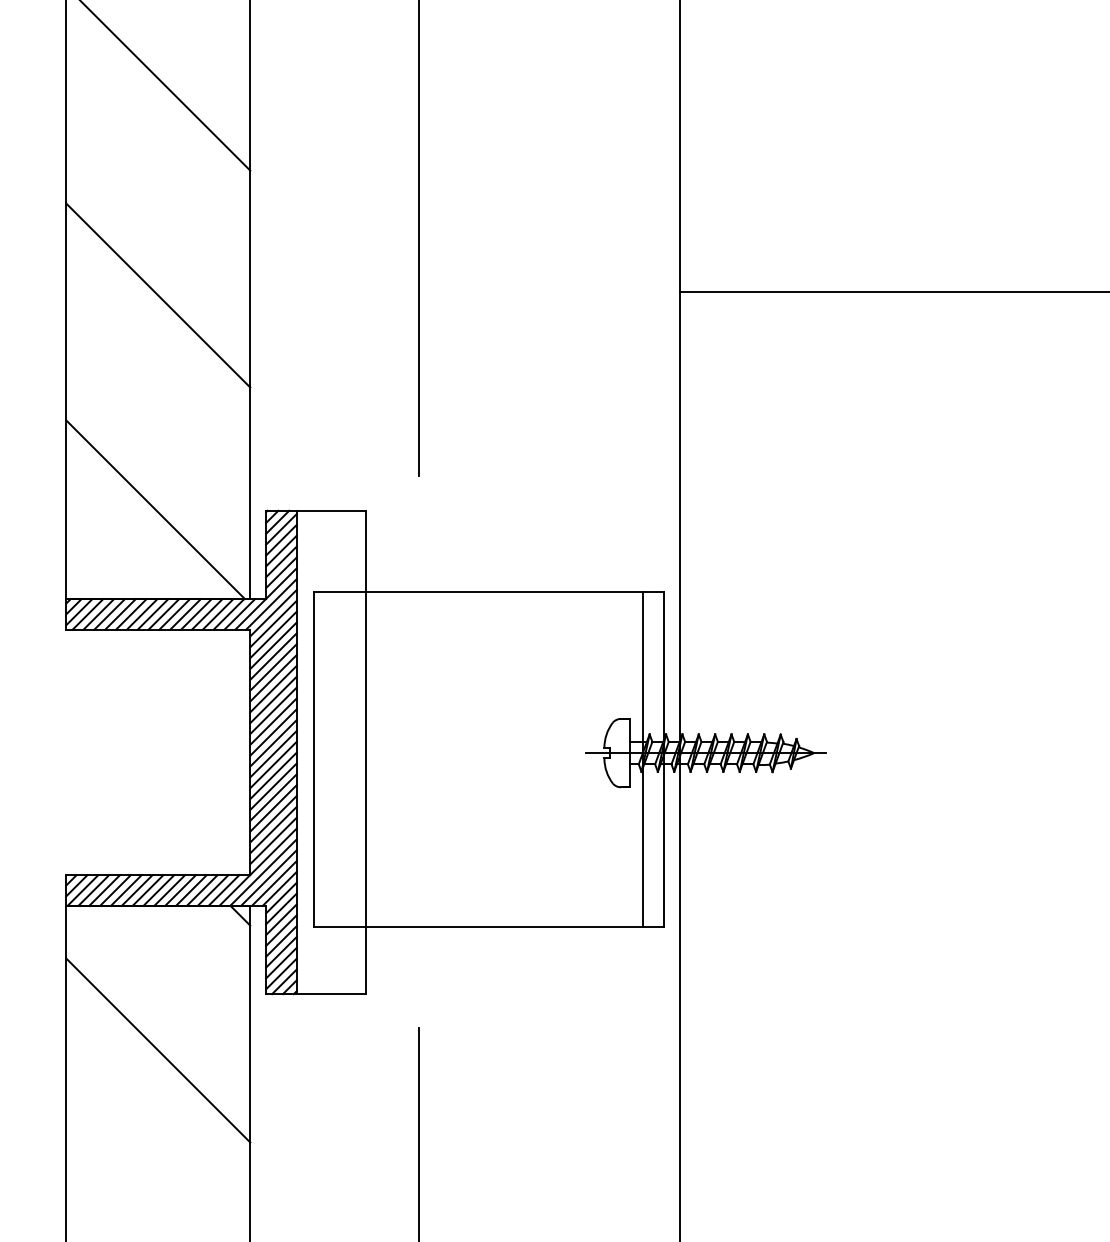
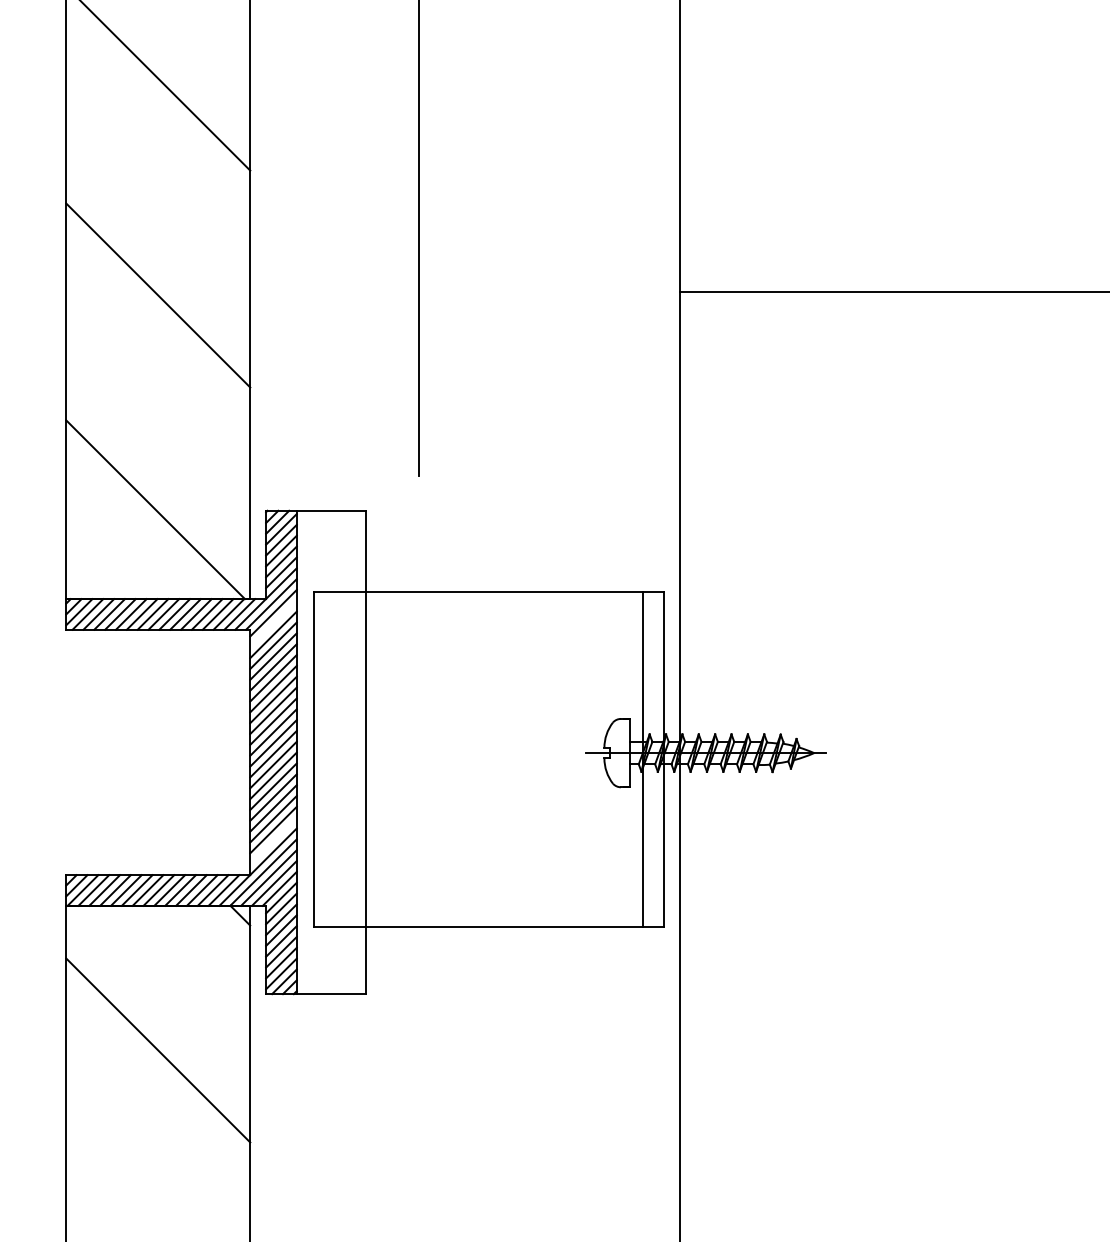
line: present -> none (273, 623)
line: present -> none (273, 840)
line: present -> none (418, 1133)
